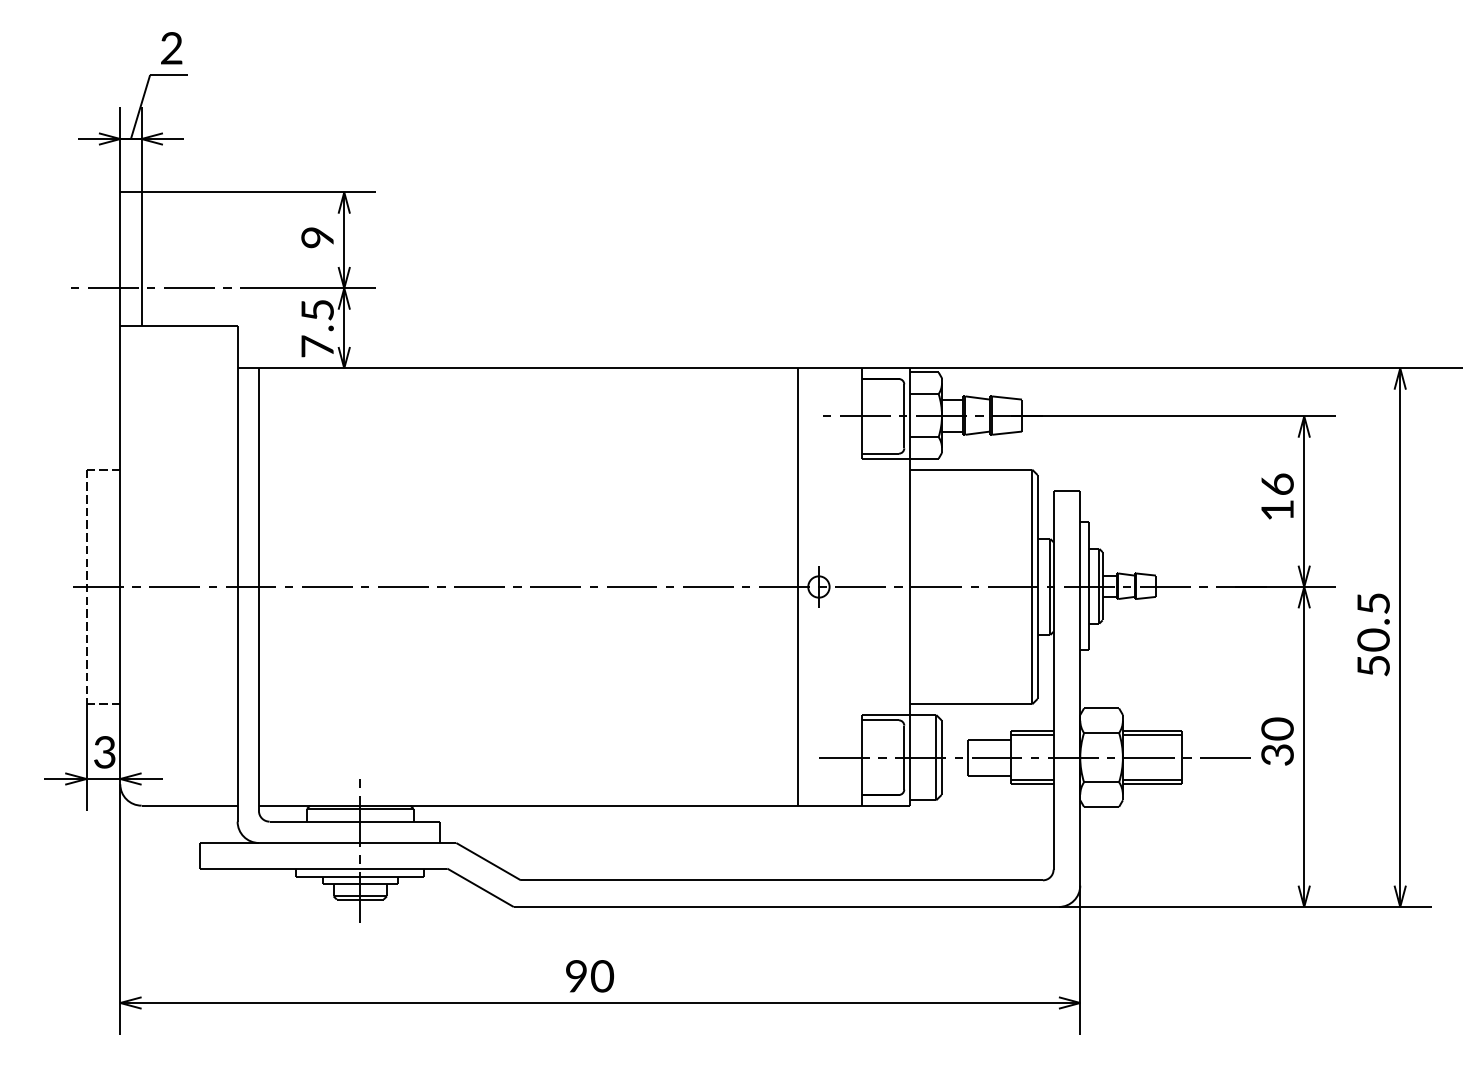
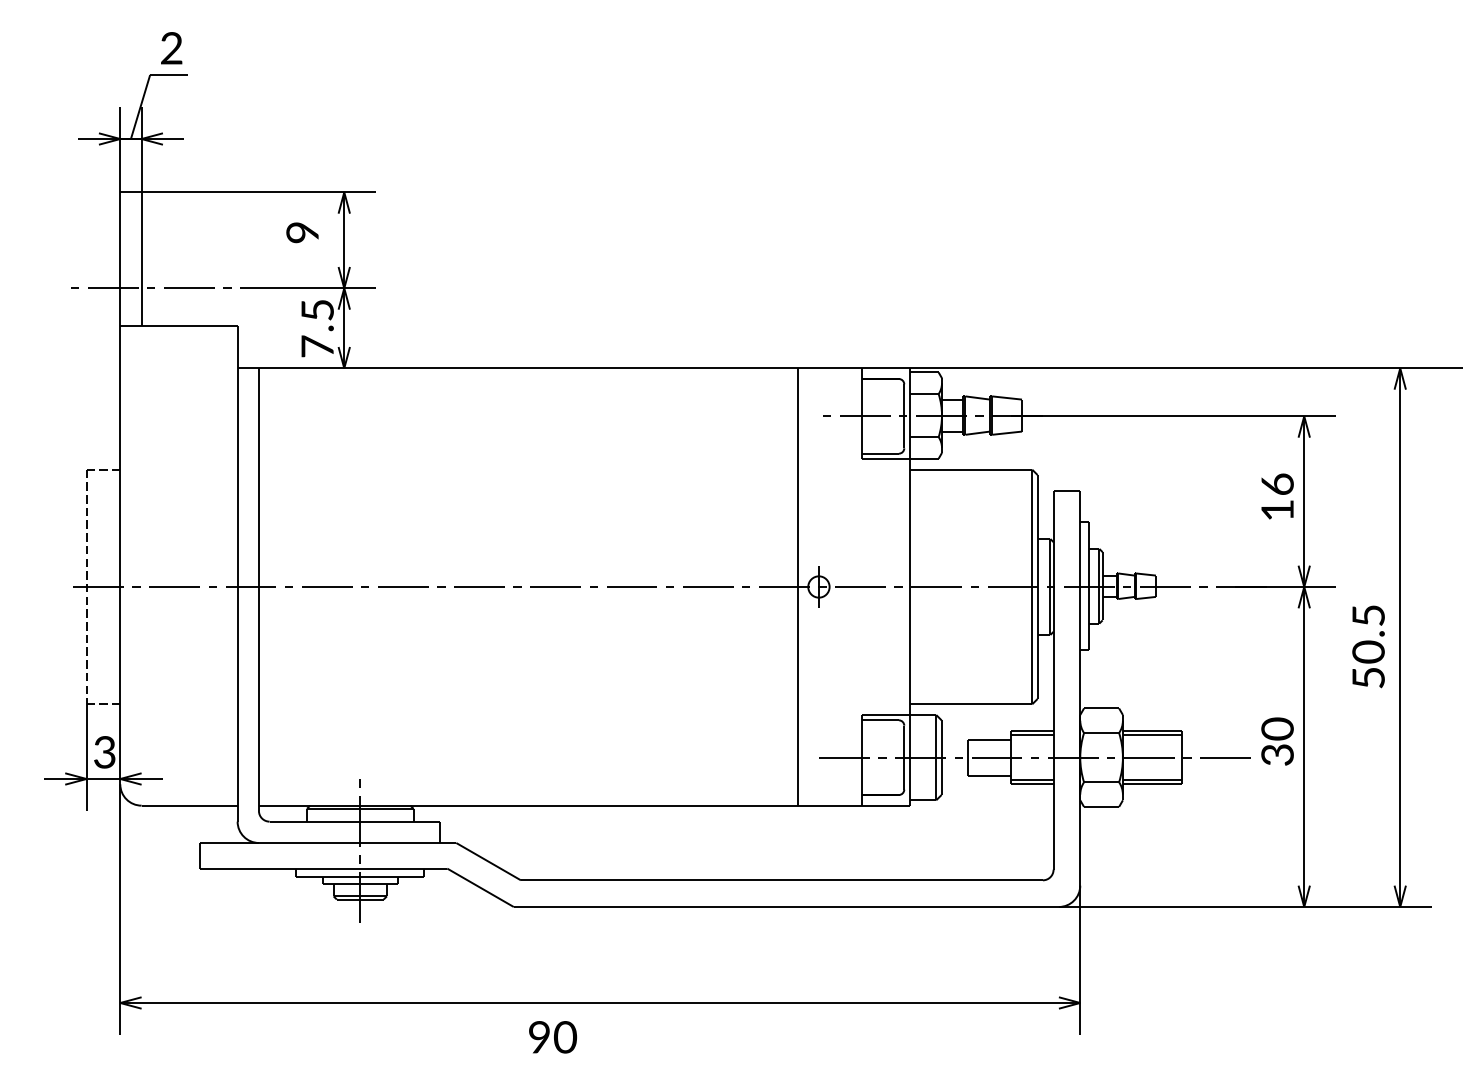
text position: (317, 237) -> (302, 232) (302, 232)
text position: (1373, 634) -> (1368, 646) (1368, 646)
text position: (589, 976) -> (552, 1037) (552, 1037)
